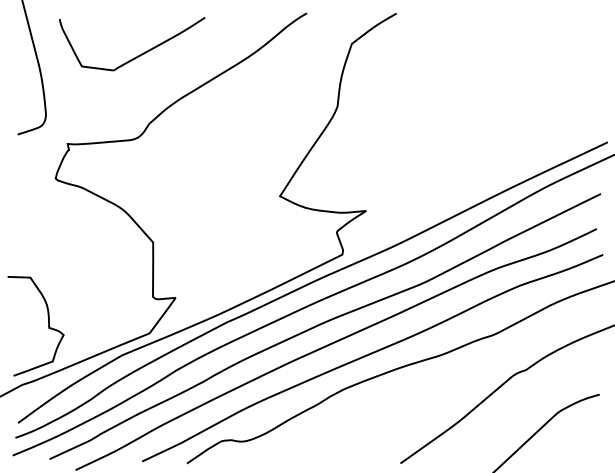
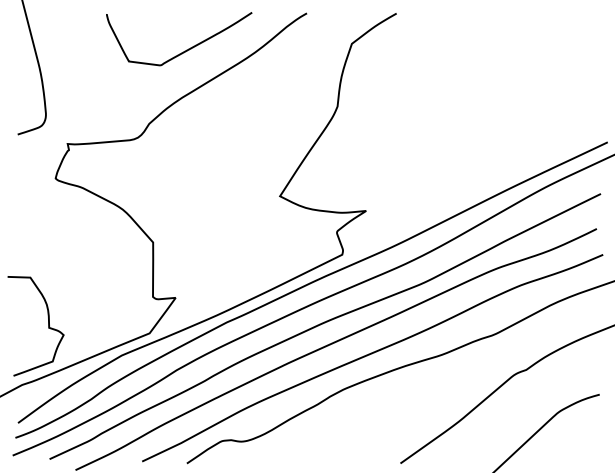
curve position: (137, 55) -> (184, 50) (184, 50)
